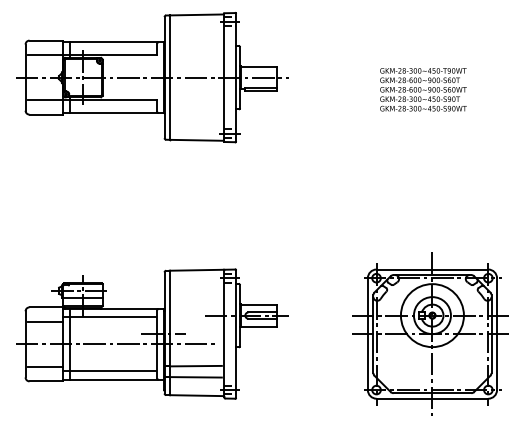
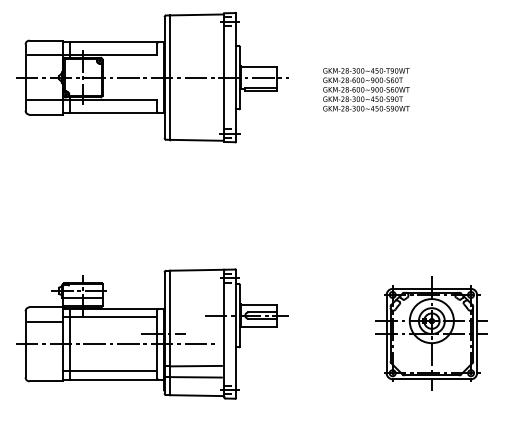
text position: (423, 89) -> (366, 89) (366, 89)
part size: 157x164 px -> 113x115 px (431, 333)
line: present -> none (45, 367)
